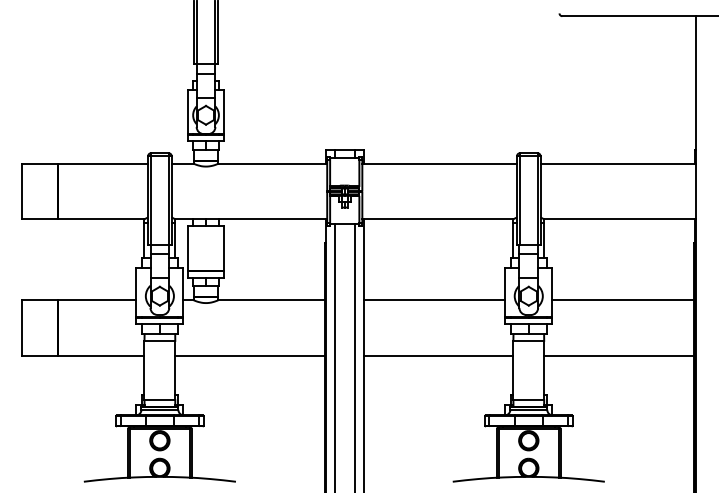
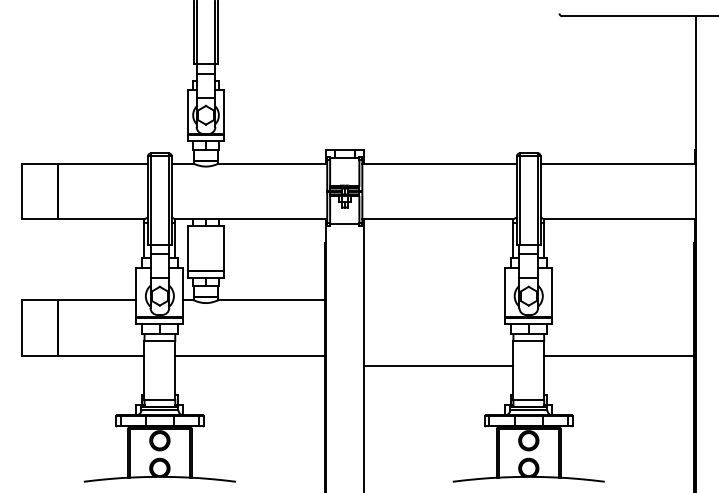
line: present -> none (434, 300)
line: present -> none (623, 300)
line position: (438, 355) -> (438, 365) (438, 365)
line: present -> none (334, 356)
line: present -> none (355, 356)
